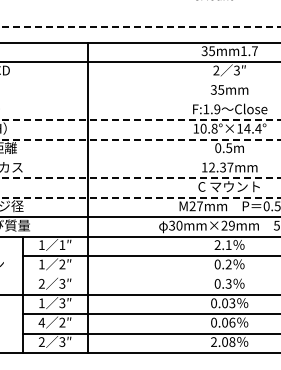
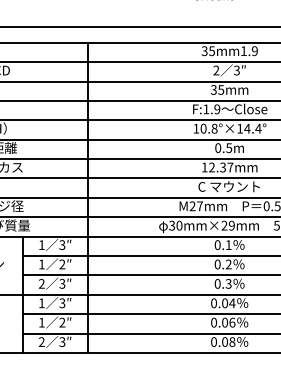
line: dashed -> solid (140, 26)
text: 35mm1.7 -> 35mm1.9 (254, 51)
line: none -> present (139, 81)
line: none -> present (139, 100)
line: dashed -> solid (140, 120)
line: dashed -> solid (140, 139)
line: none -> present (139, 159)
line: dashed -> solid (140, 178)
line: dashed -> solid (140, 197)
text: 1 -> 3 (62, 245)
text: 2.1 -> 0.1 (217, 245)
line: none -> present (149, 275)
text: 0.03 -> 0.04 (232, 303)
text: 4 -> 1 (41, 322)
text: 2.08 -> 0.08 (213, 341)
